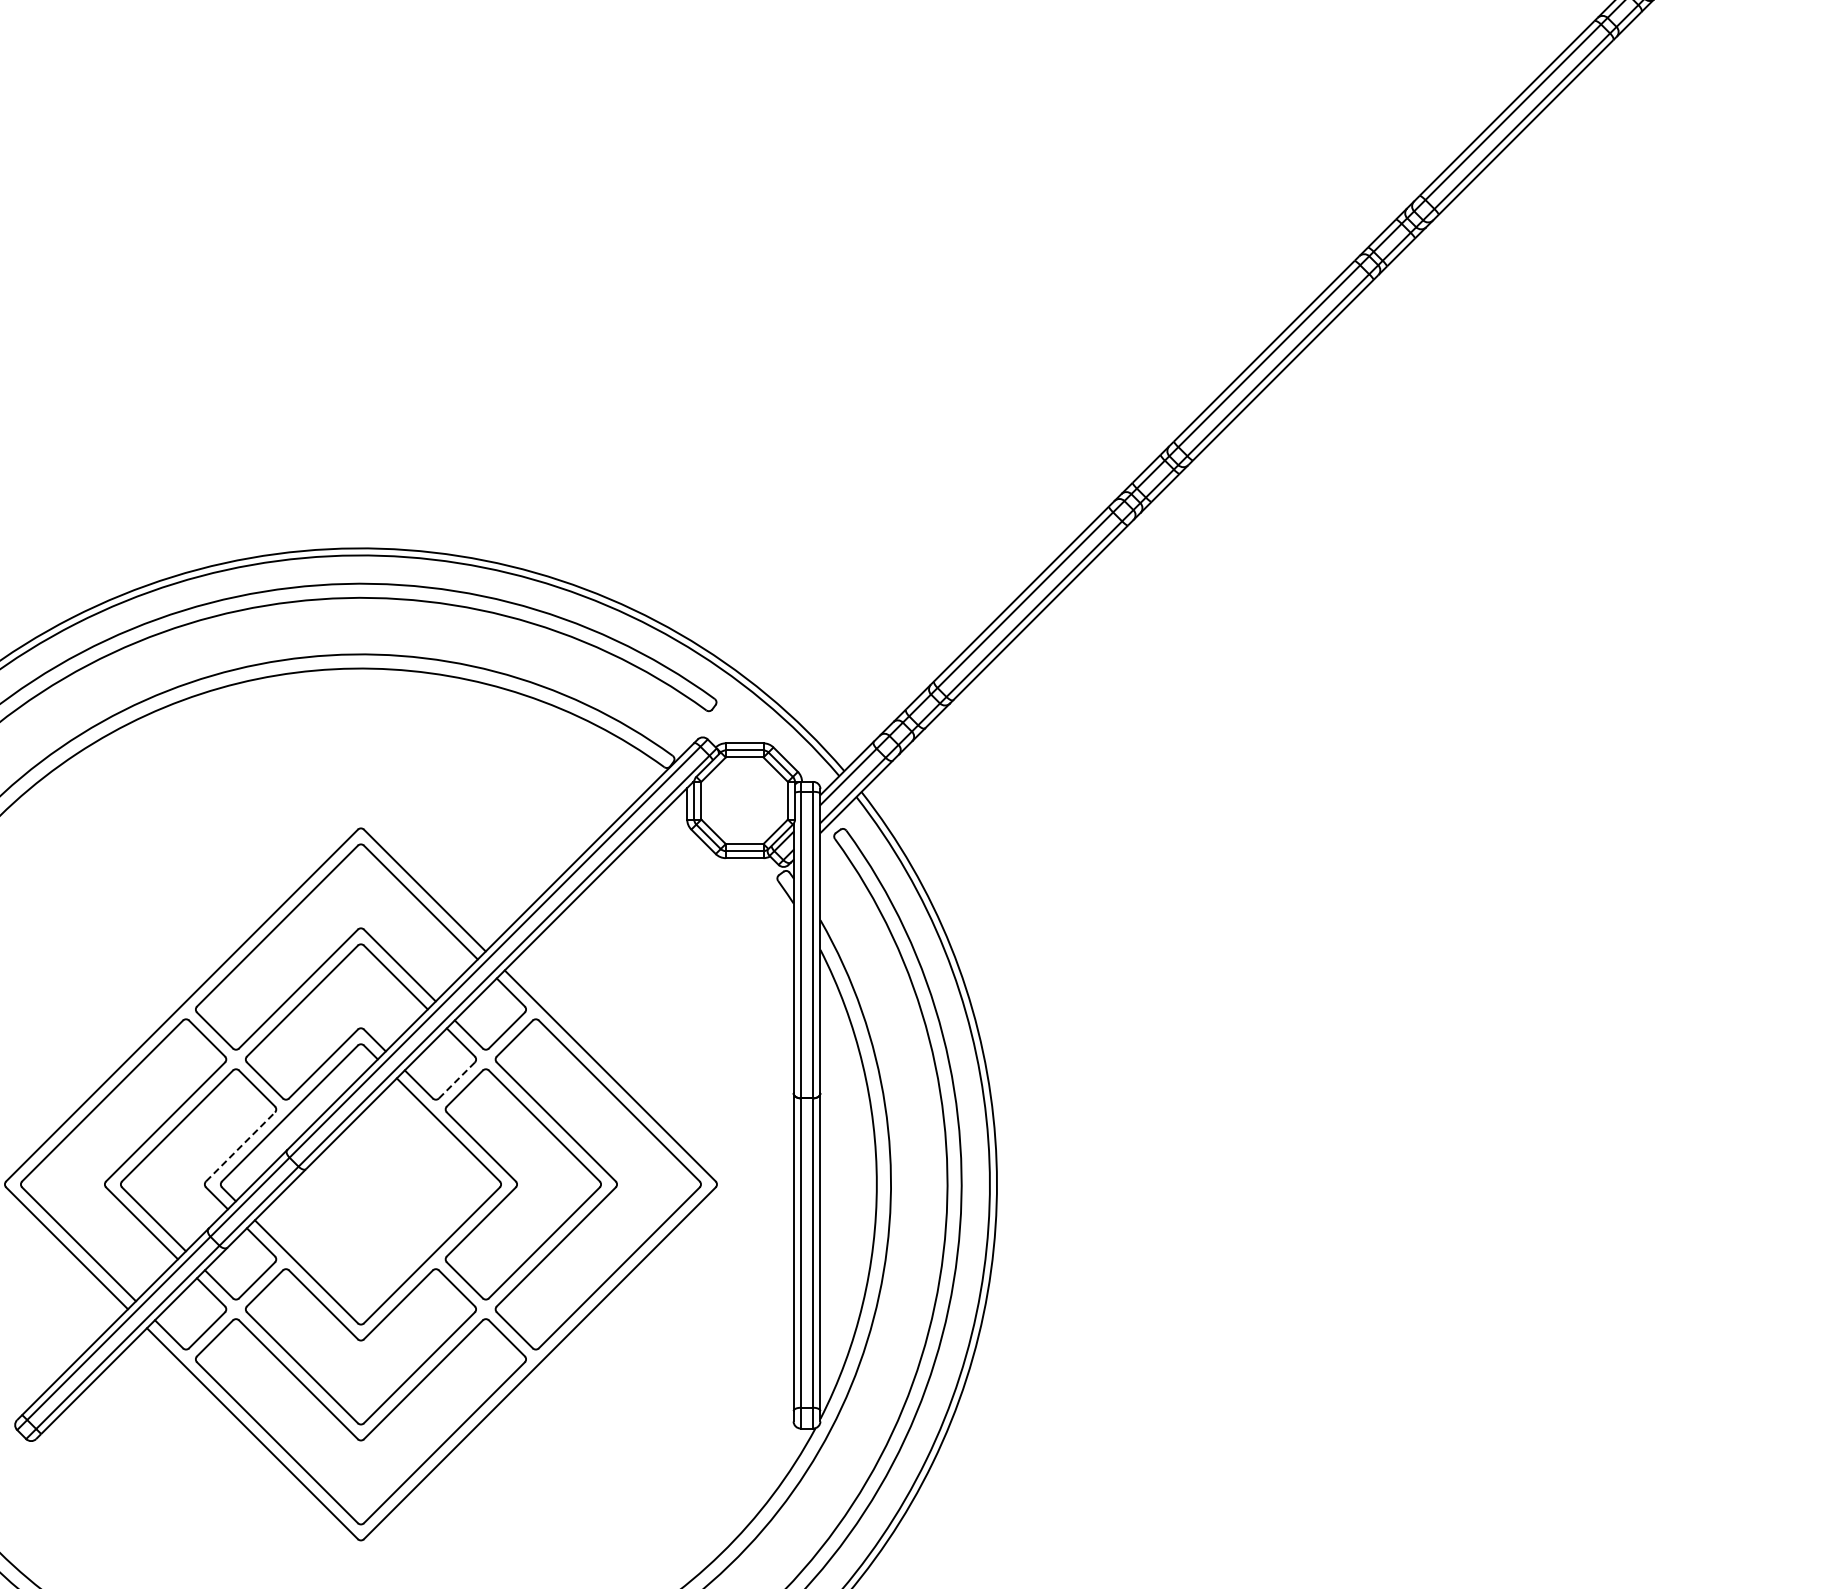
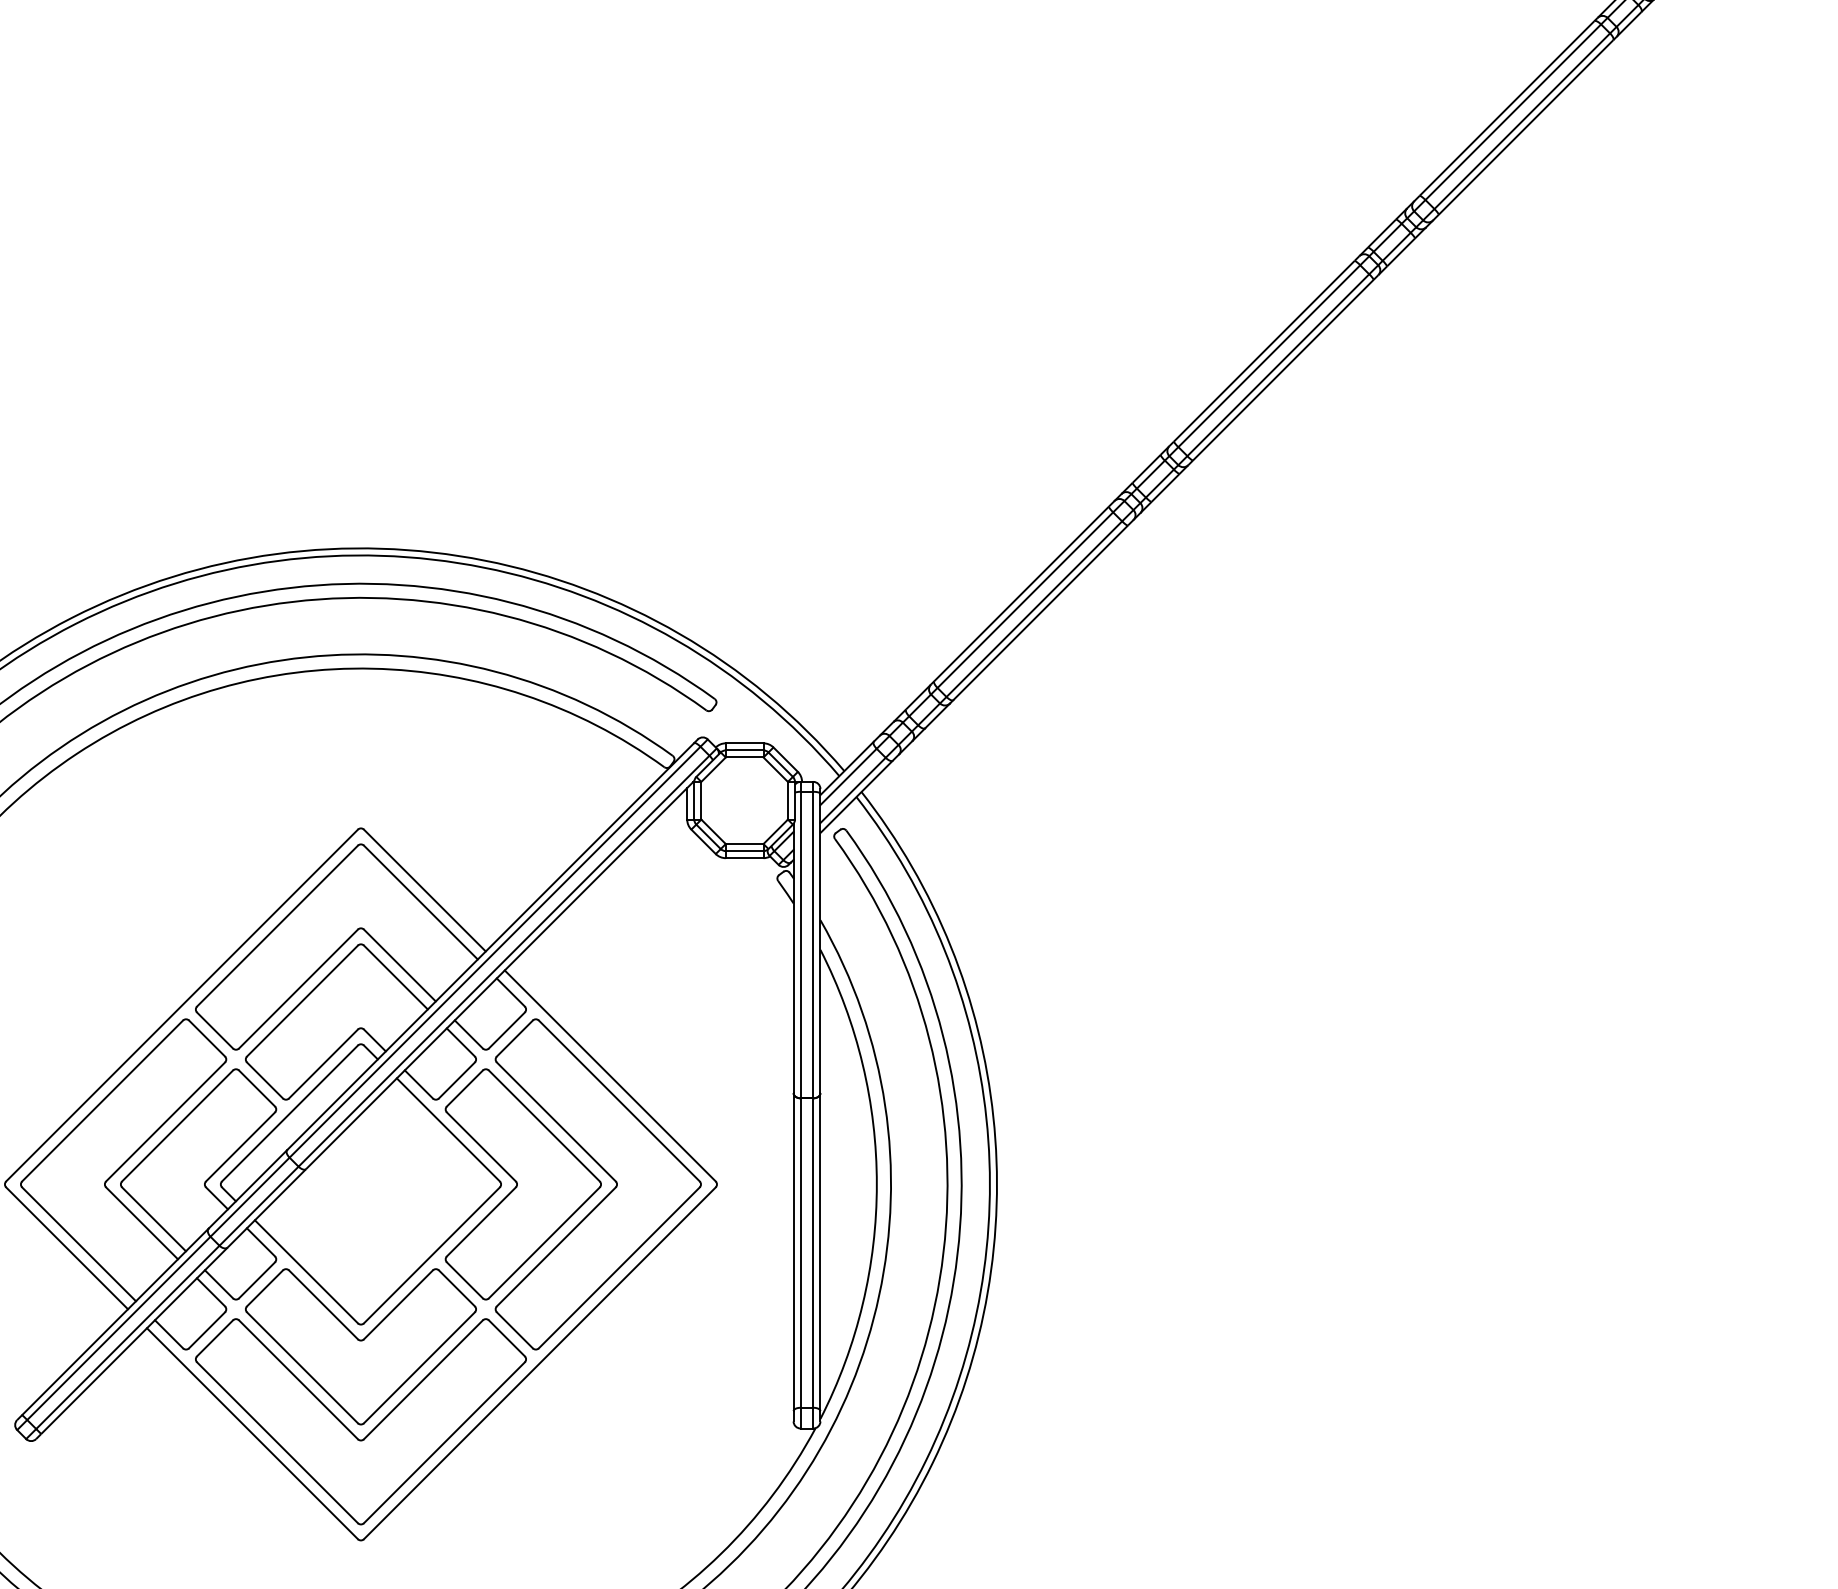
line: dashed -> solid (457, 1080)
line: dashed -> solid (240, 1146)
